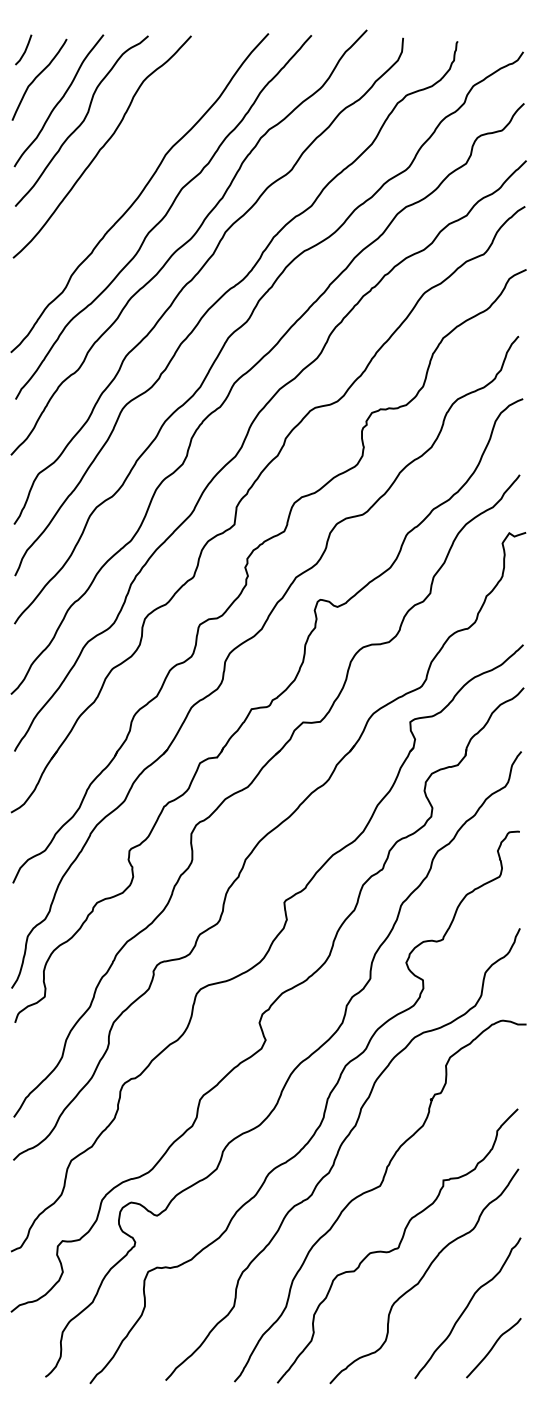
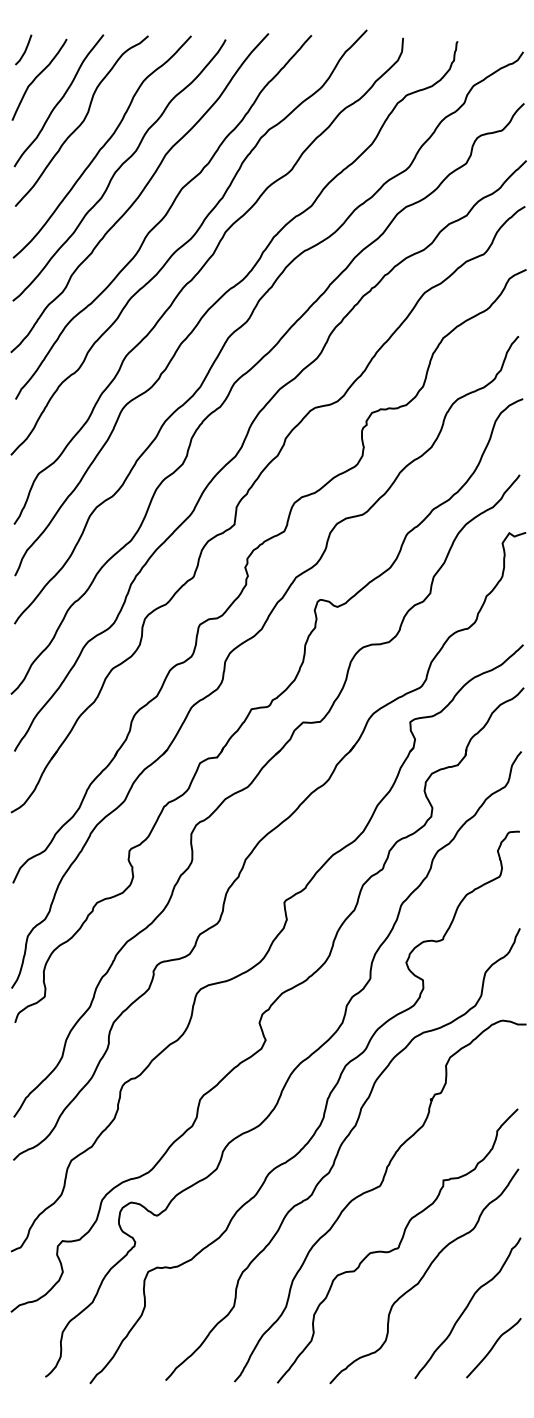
curve: none -> present (119, 169)
